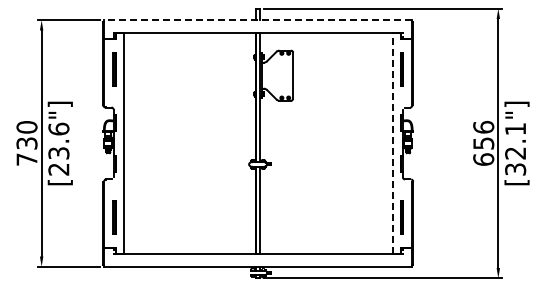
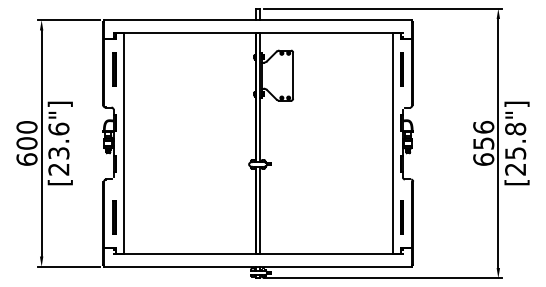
line: dashed -> solid (257, 20)
line: dashed -> solid (392, 143)
text: [32.1"] -> [25.8"] (515, 148)
text: 730 -> 600 (26, 151)
